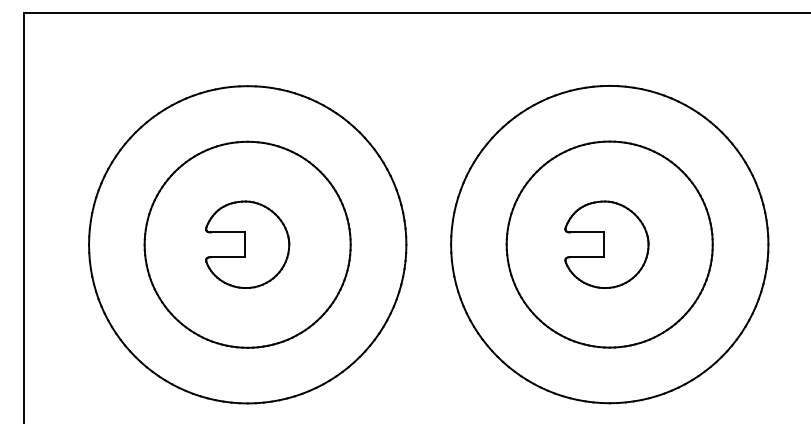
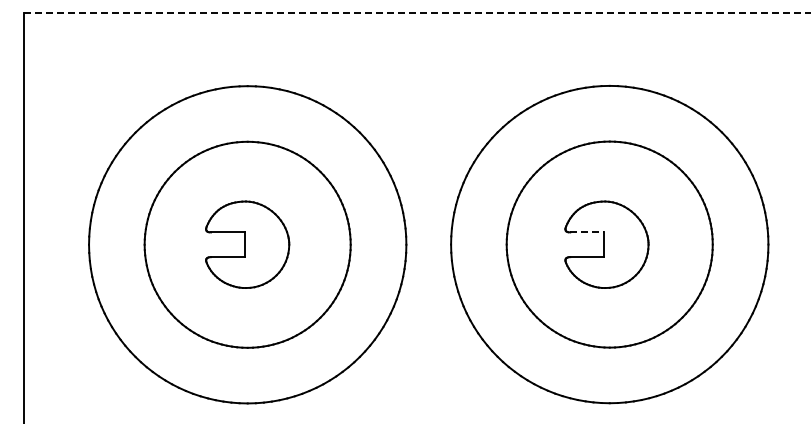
line: solid -> dashed (417, 12)
line: solid -> dashed (587, 232)
